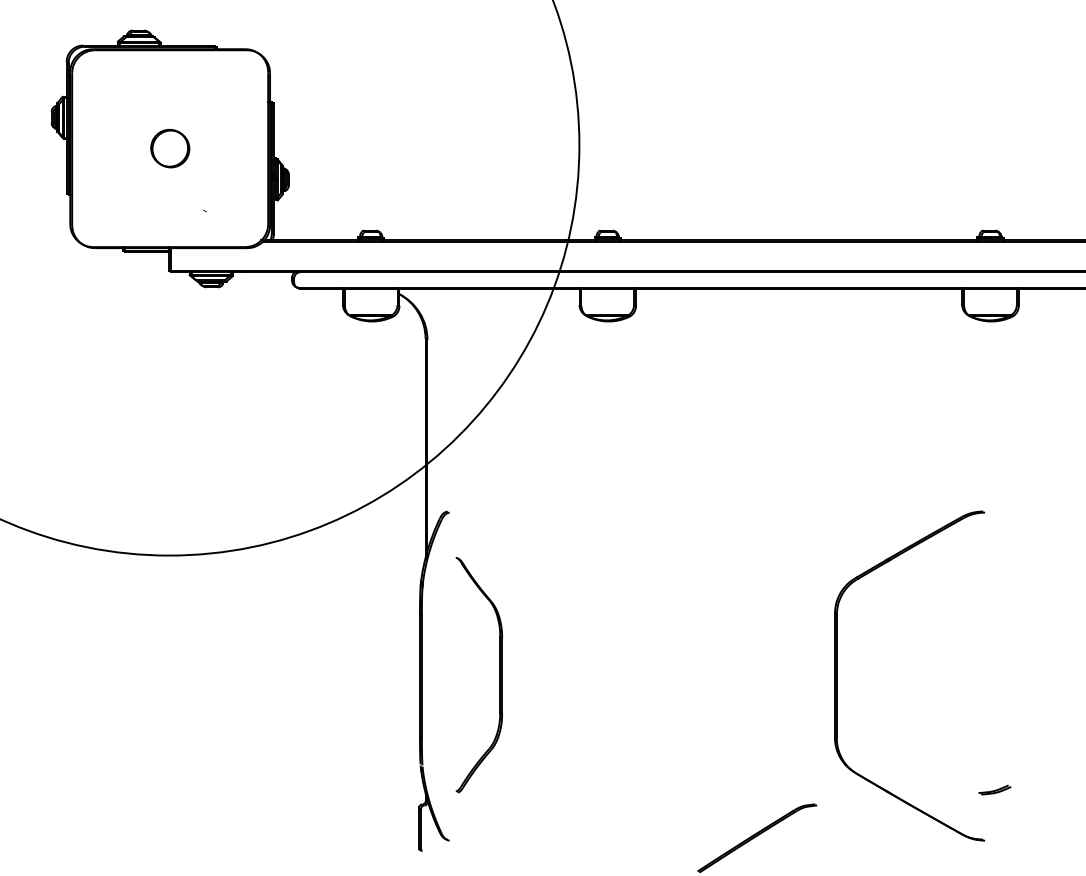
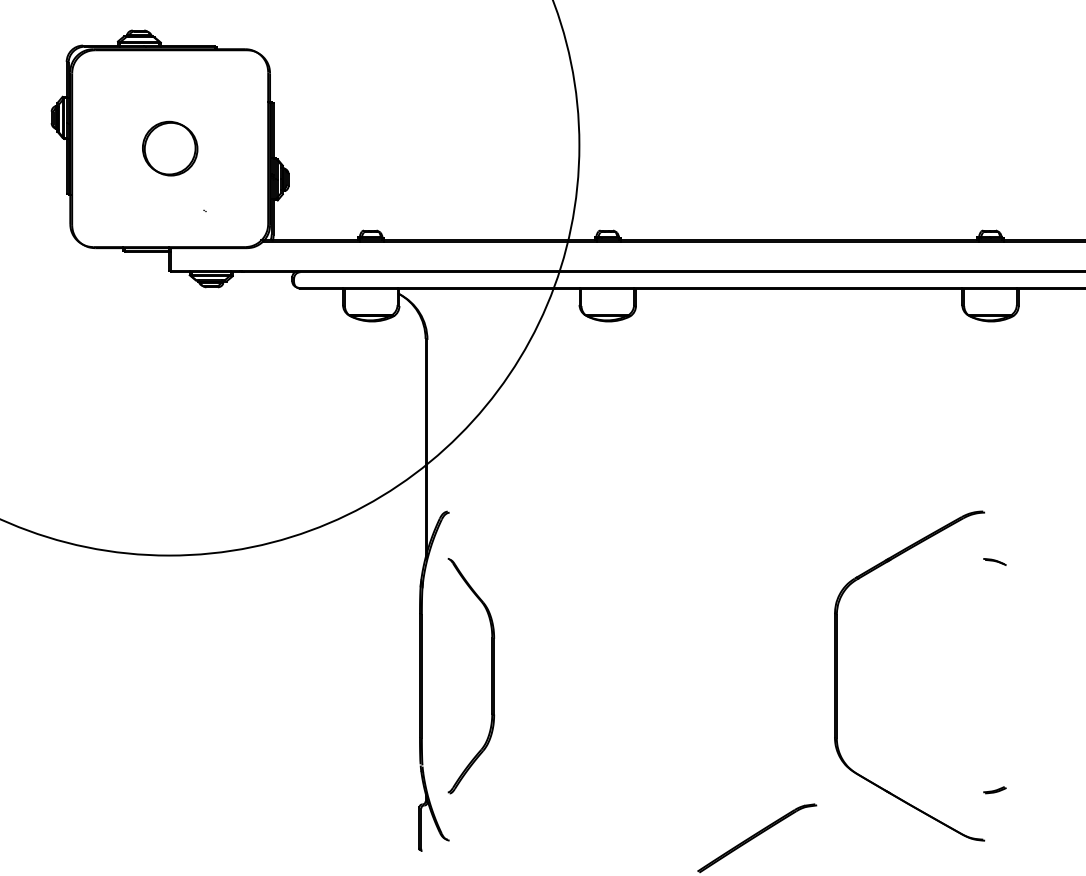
part size: 41x41 px -> 57x57 px (170, 148)
line: none -> present (994, 561)
part position: (499, 675) -> (491, 676) (491, 676)
part size: 34x12 px -> 24x9 px (994, 790)
